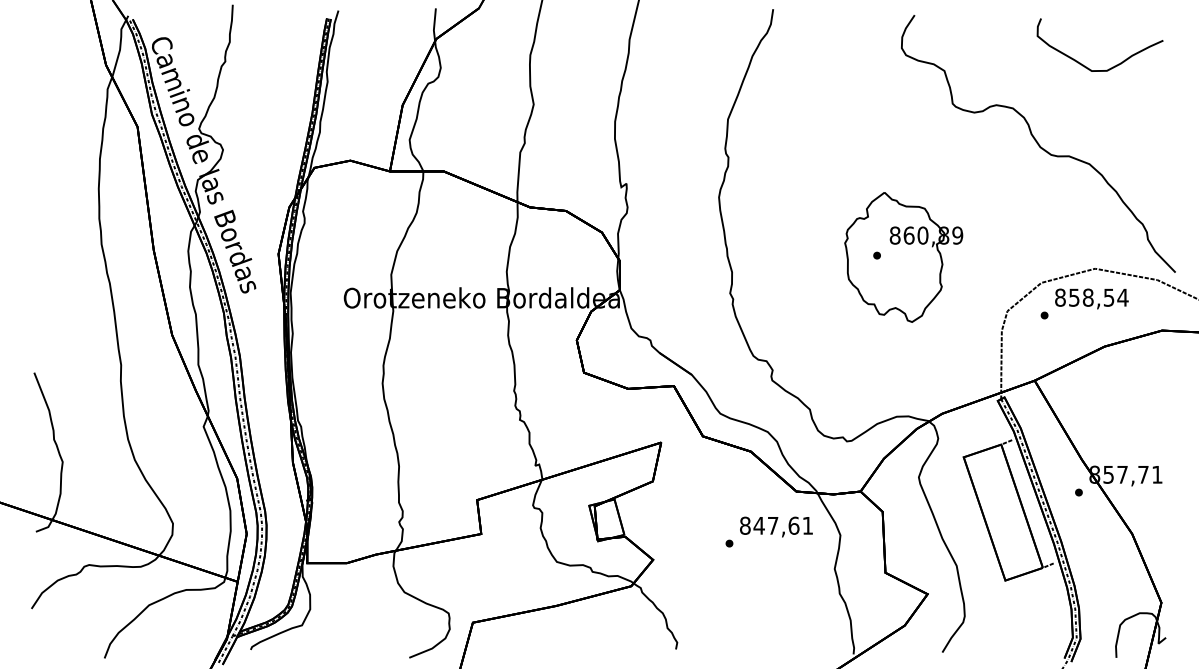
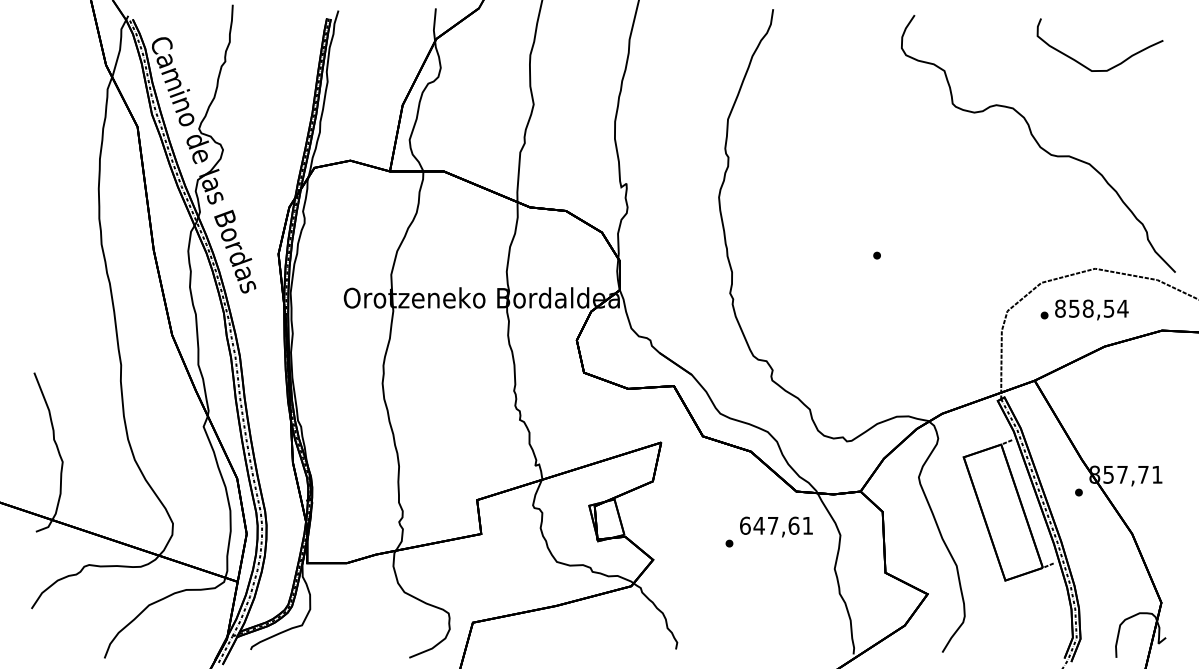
part: present -> none (903, 257)
text position: (1091, 298) -> (1091, 309) (1091, 309)
text: 847,61 -> 647,61 (745, 525)
